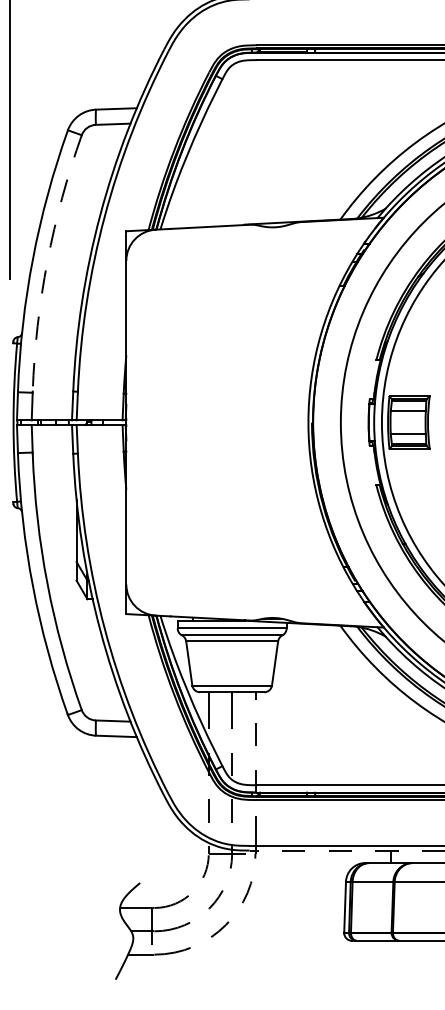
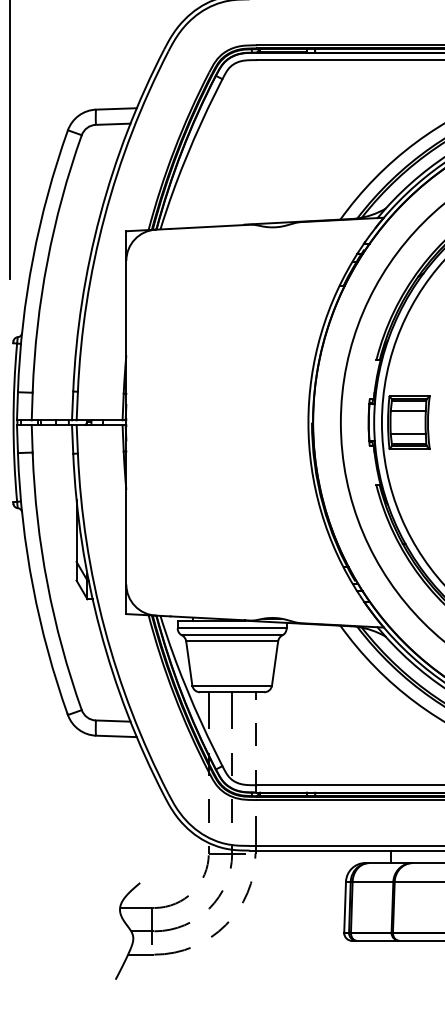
arc: dashed -> solid (47, 261)
line: dashed -> solid (346, 850)
